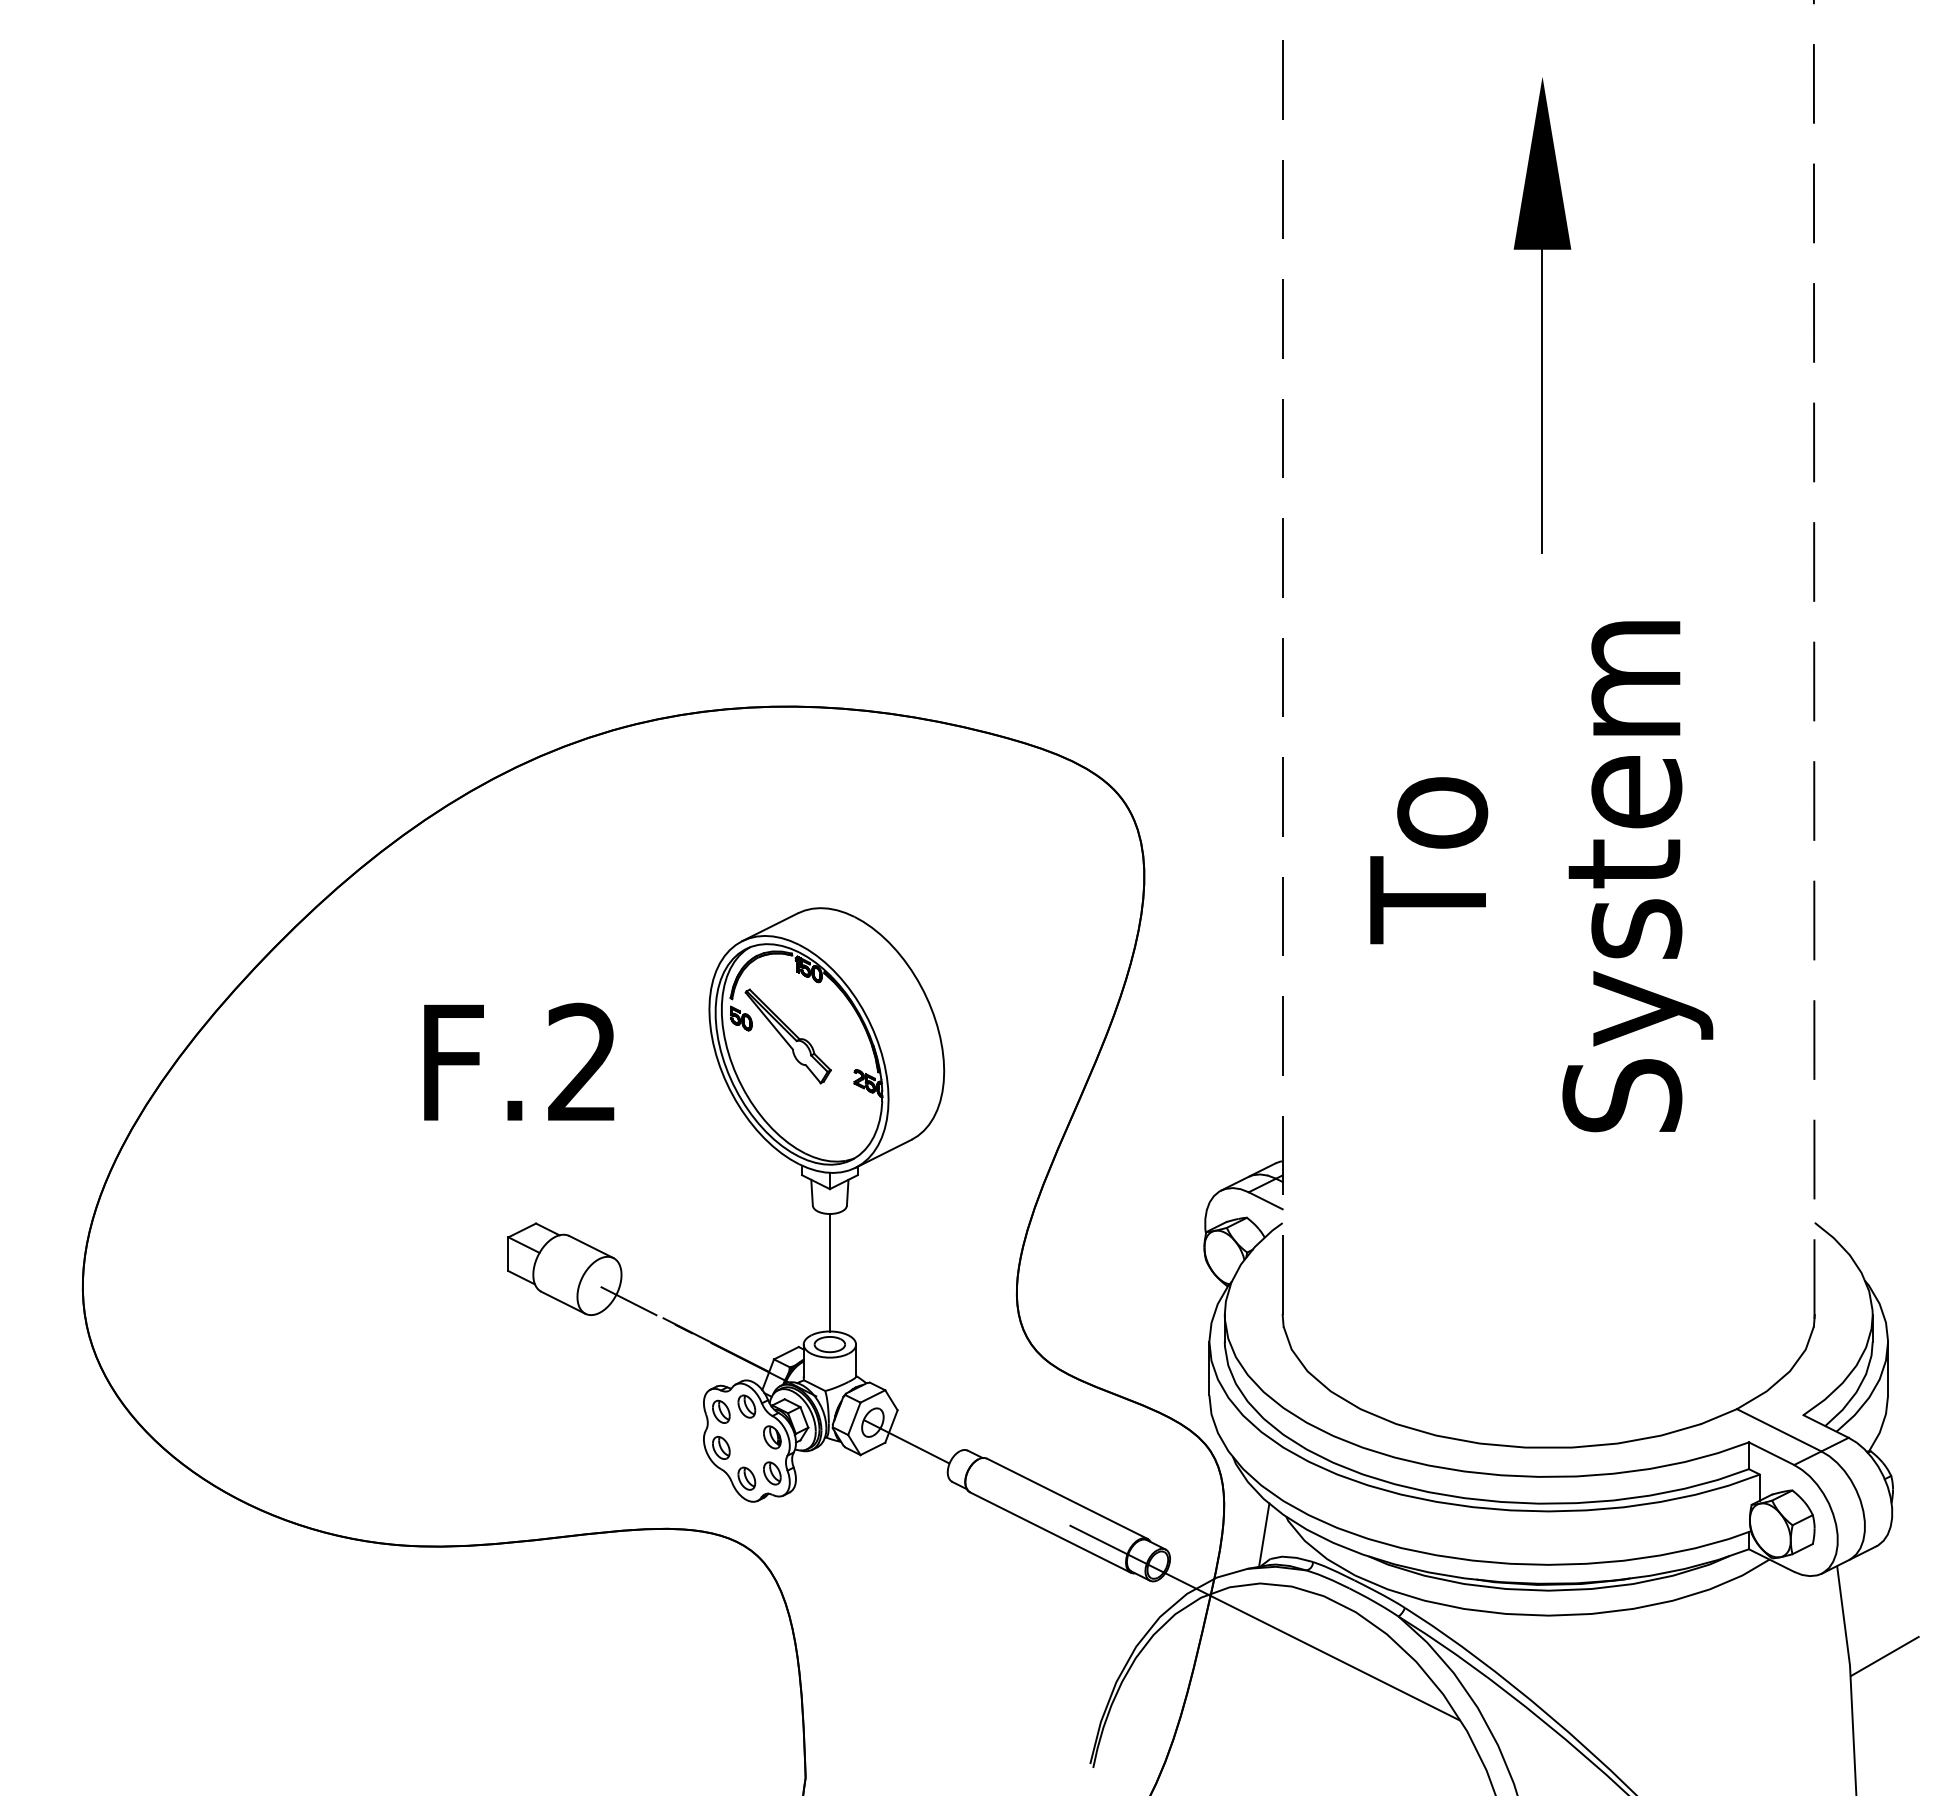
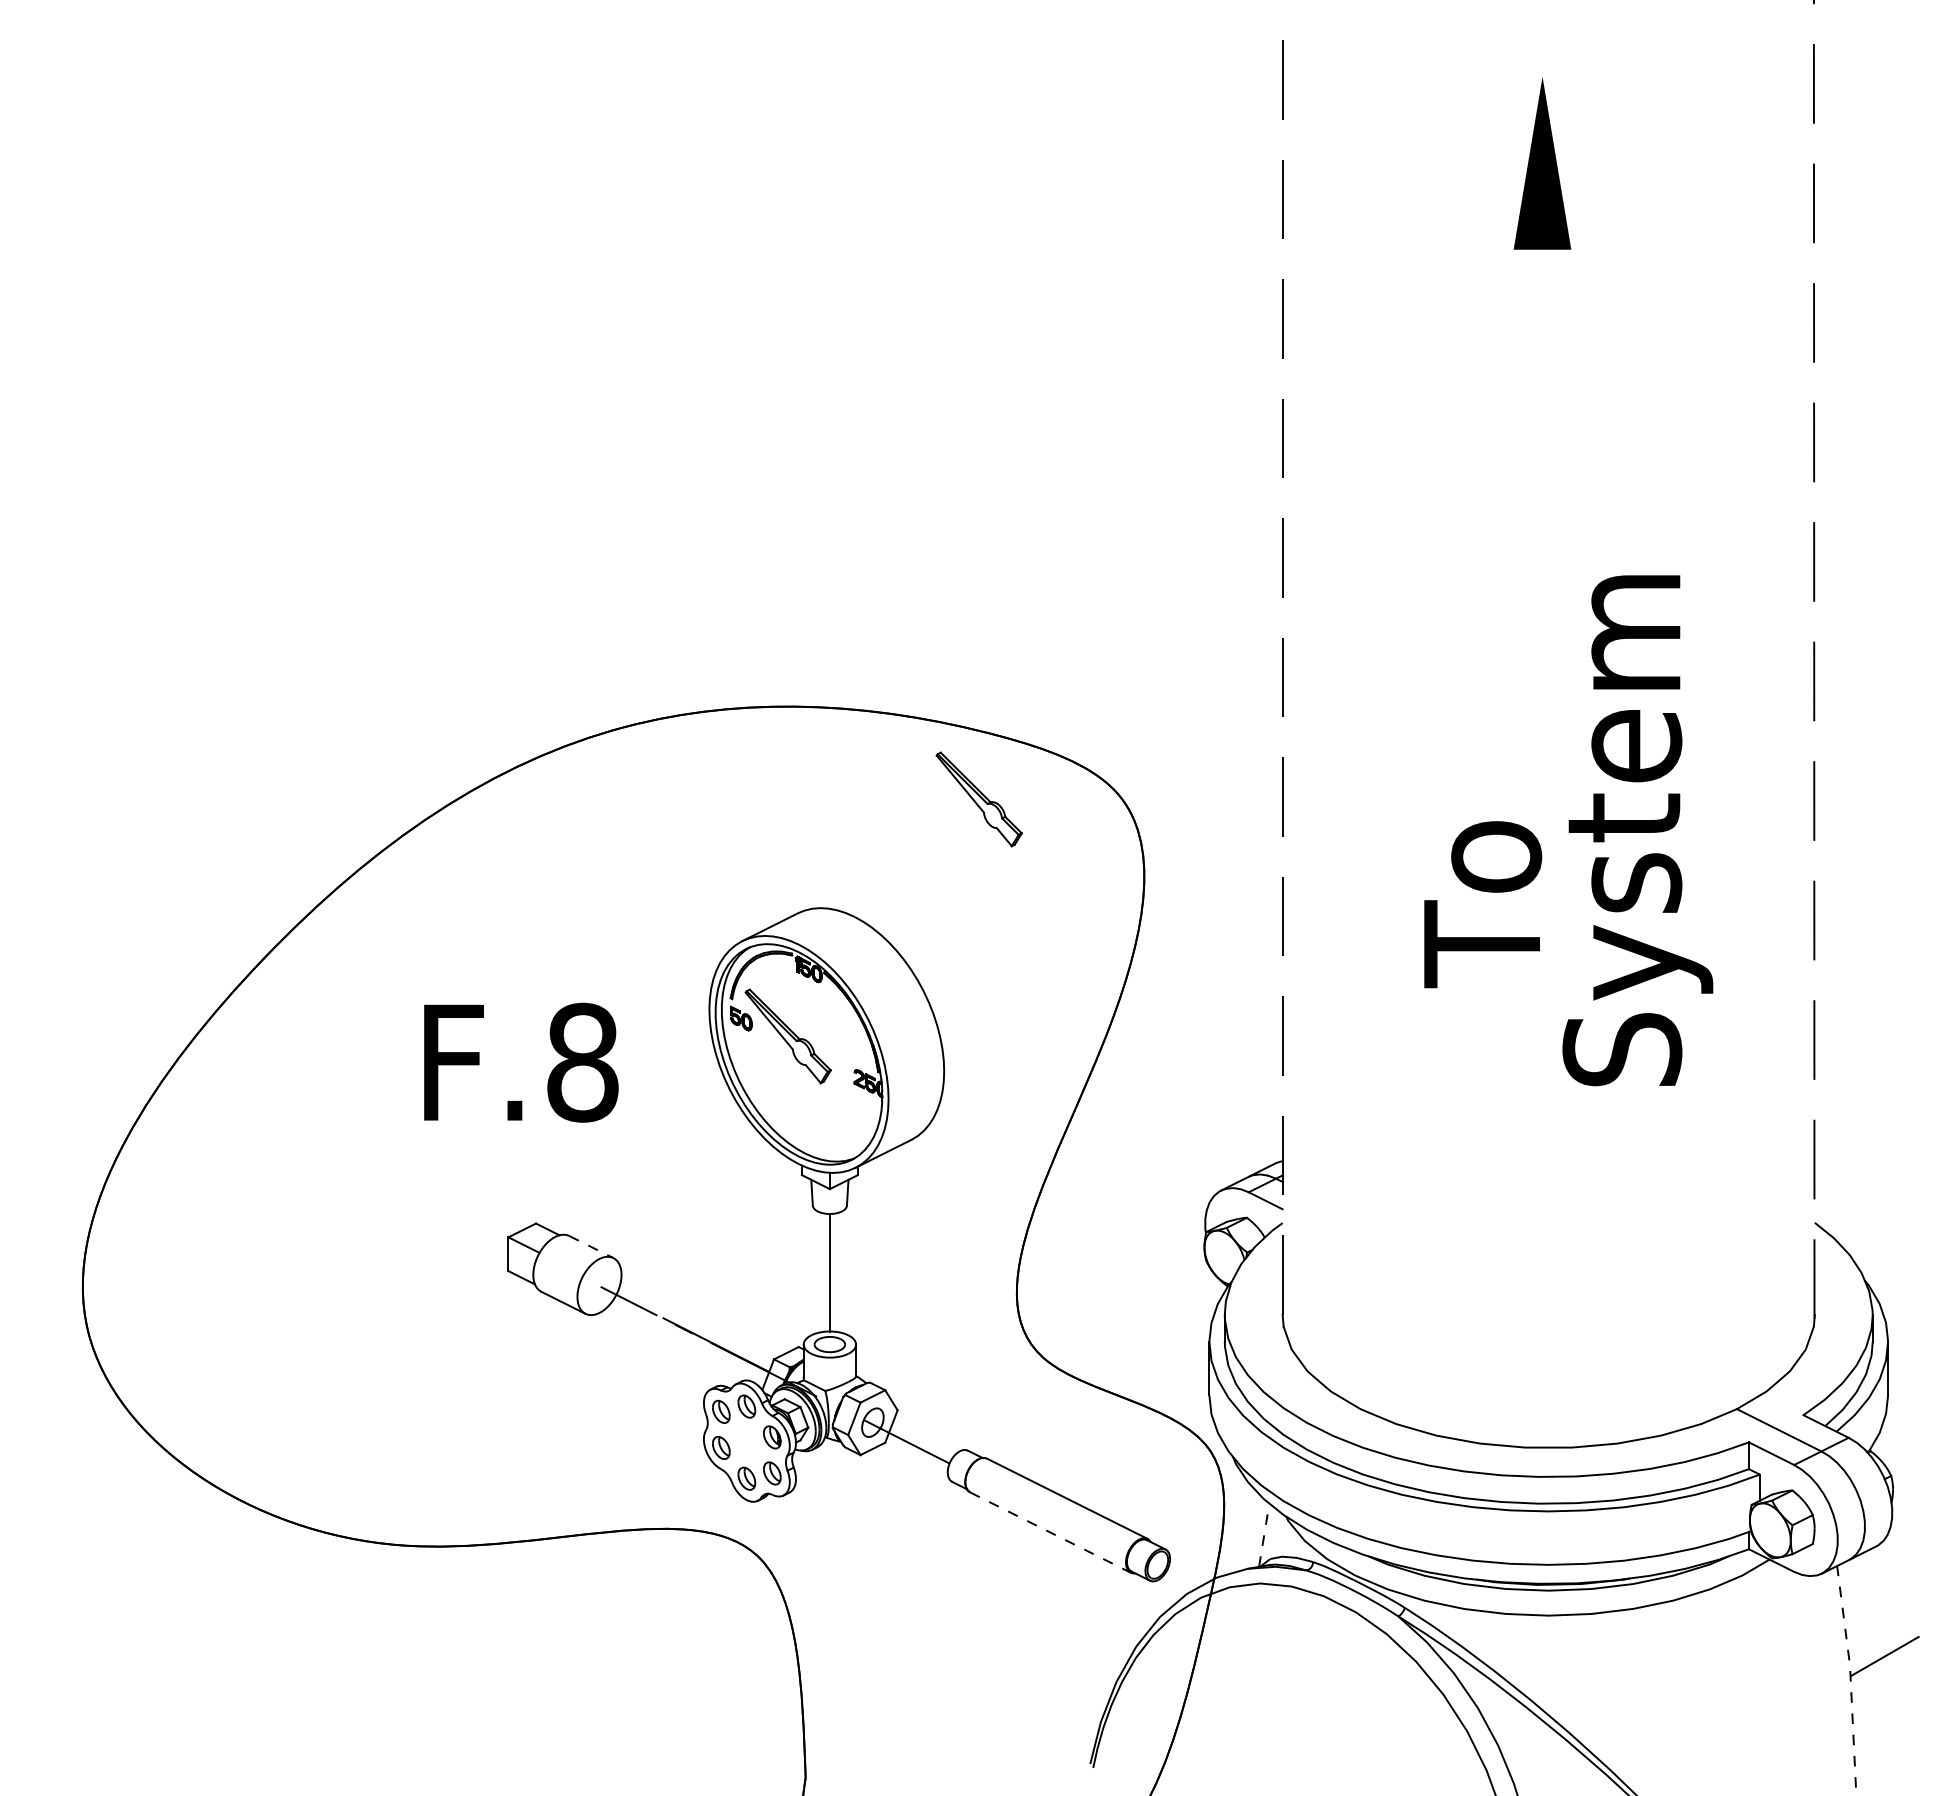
line: present -> none (1542, 401)
part: none -> present (978, 799)
text position: (1429, 860) -> (1483, 904) (1483, 904)
text position: (1637, 876) -> (1637, 830) (1637, 830)
text: F.2 -> F.8 (582, 1062)
line: solid -> dashed (591, 1247)
line: solid -> dashed (1050, 1532)
line: solid -> dashed (1264, 1534)
line: present -> none (1264, 1622)
line: solid -> dashed (1850, 1679)
